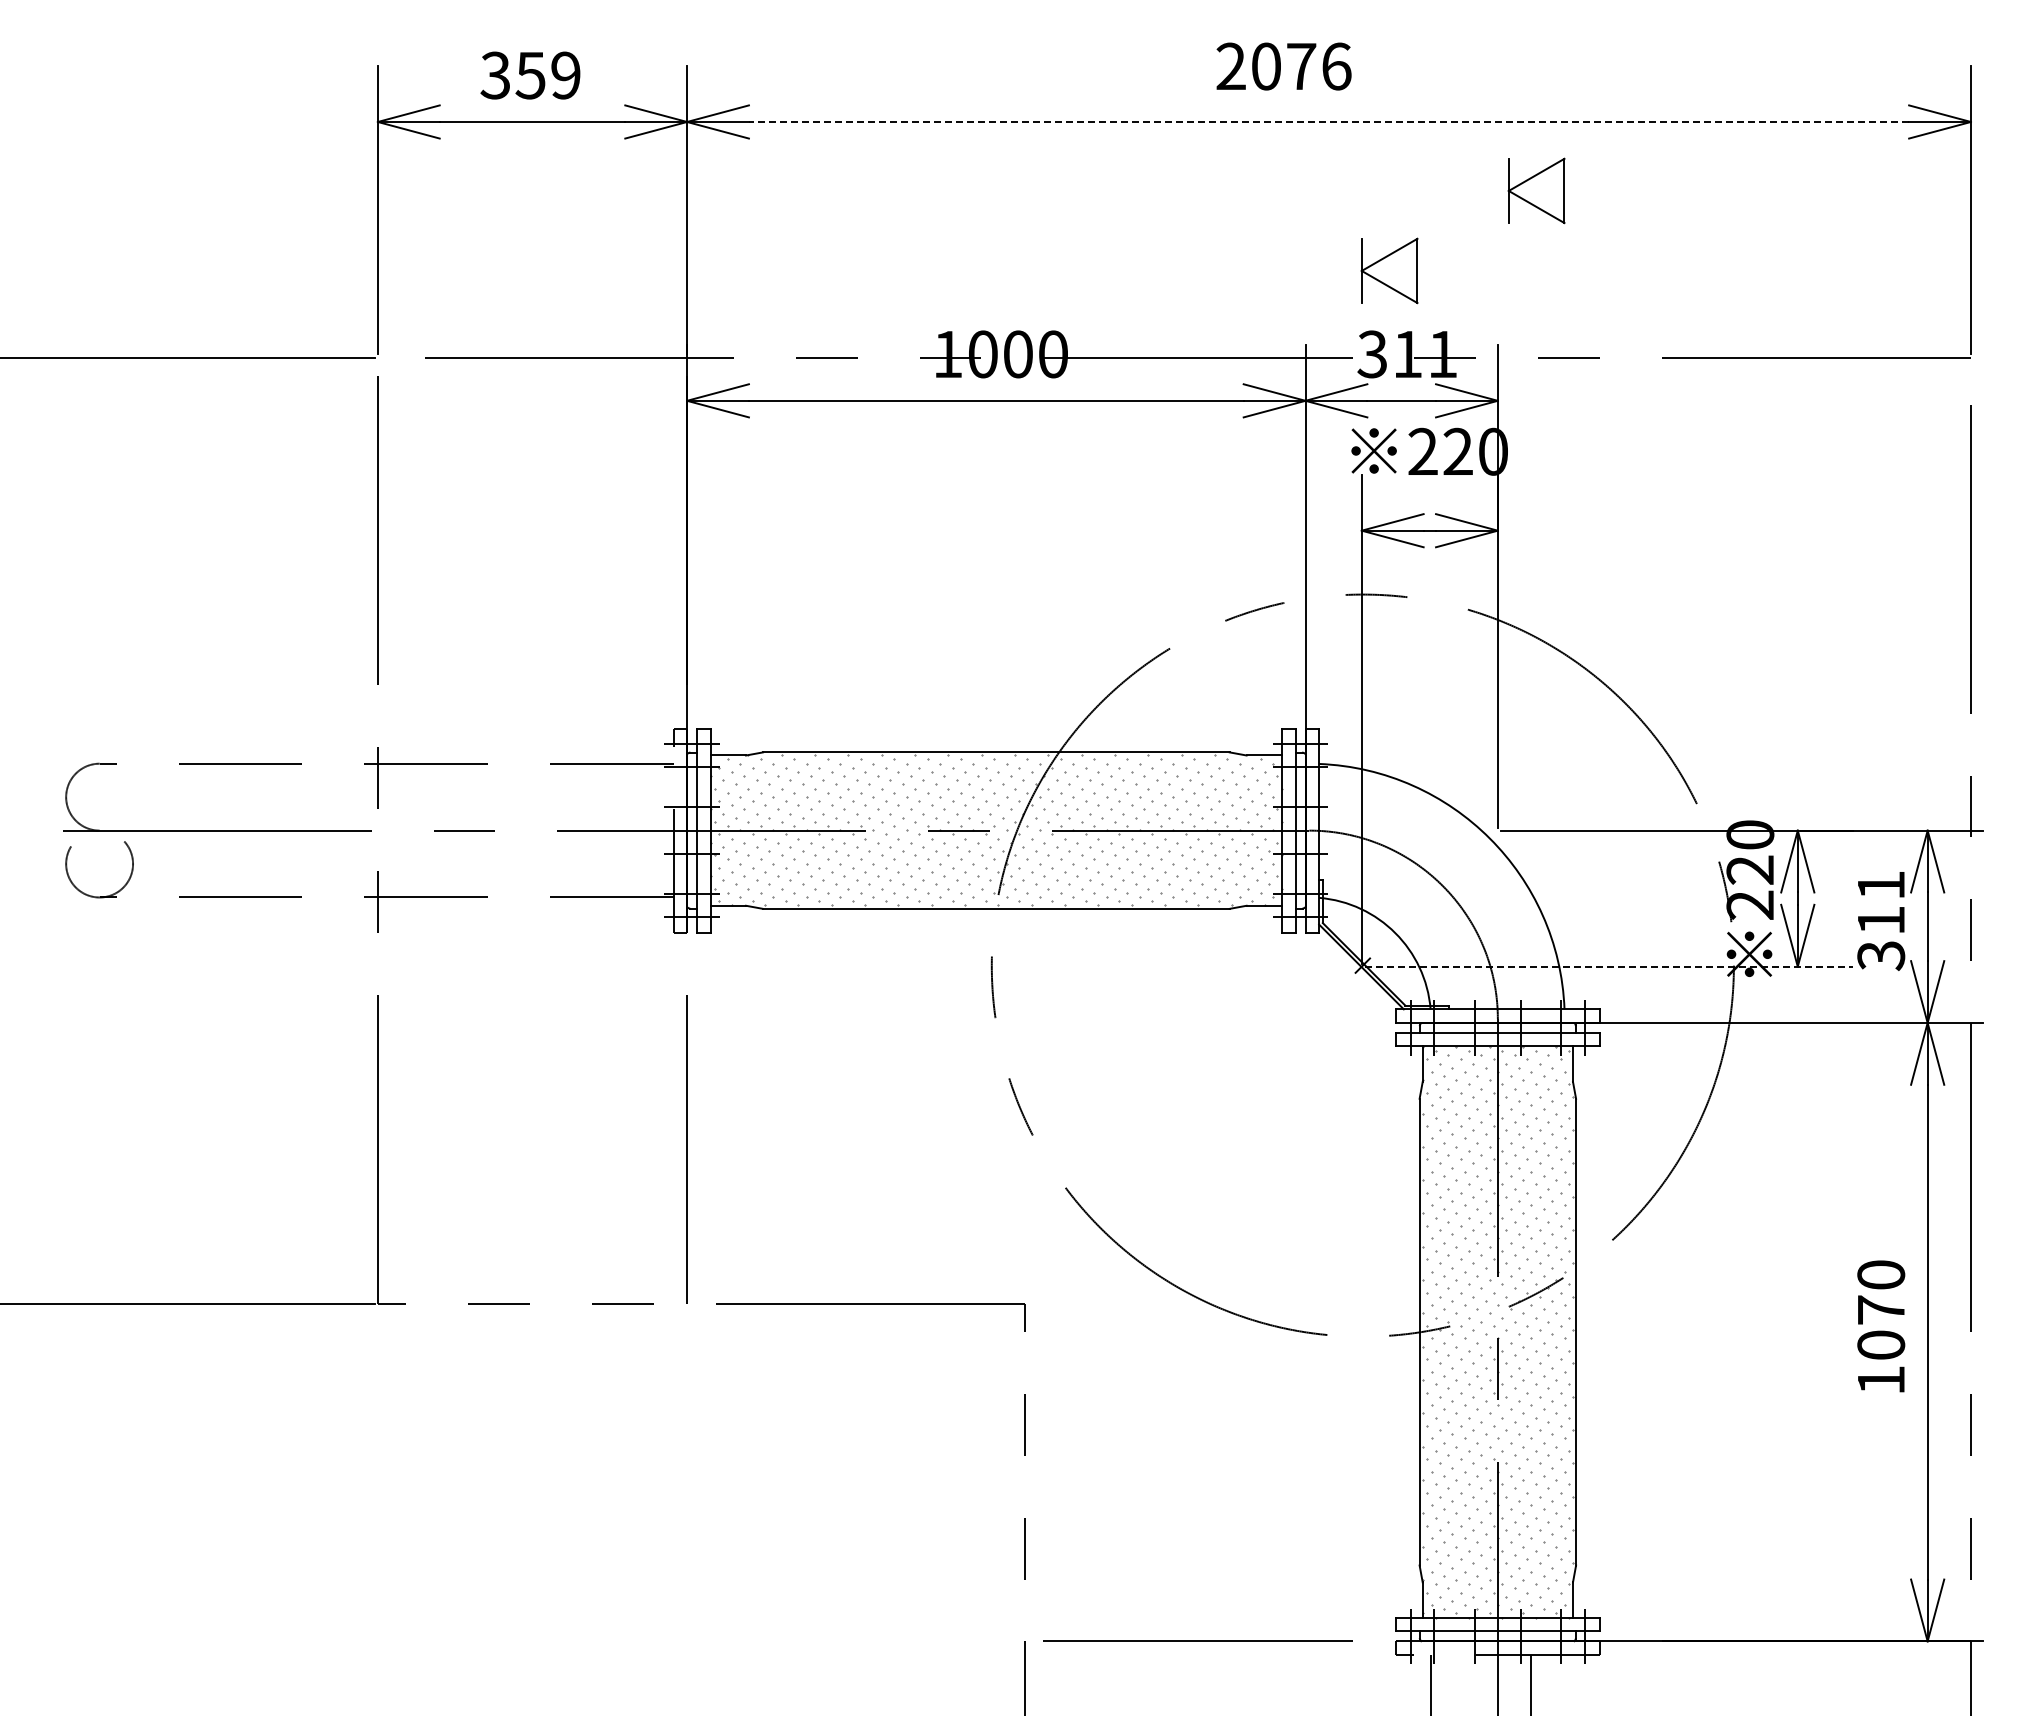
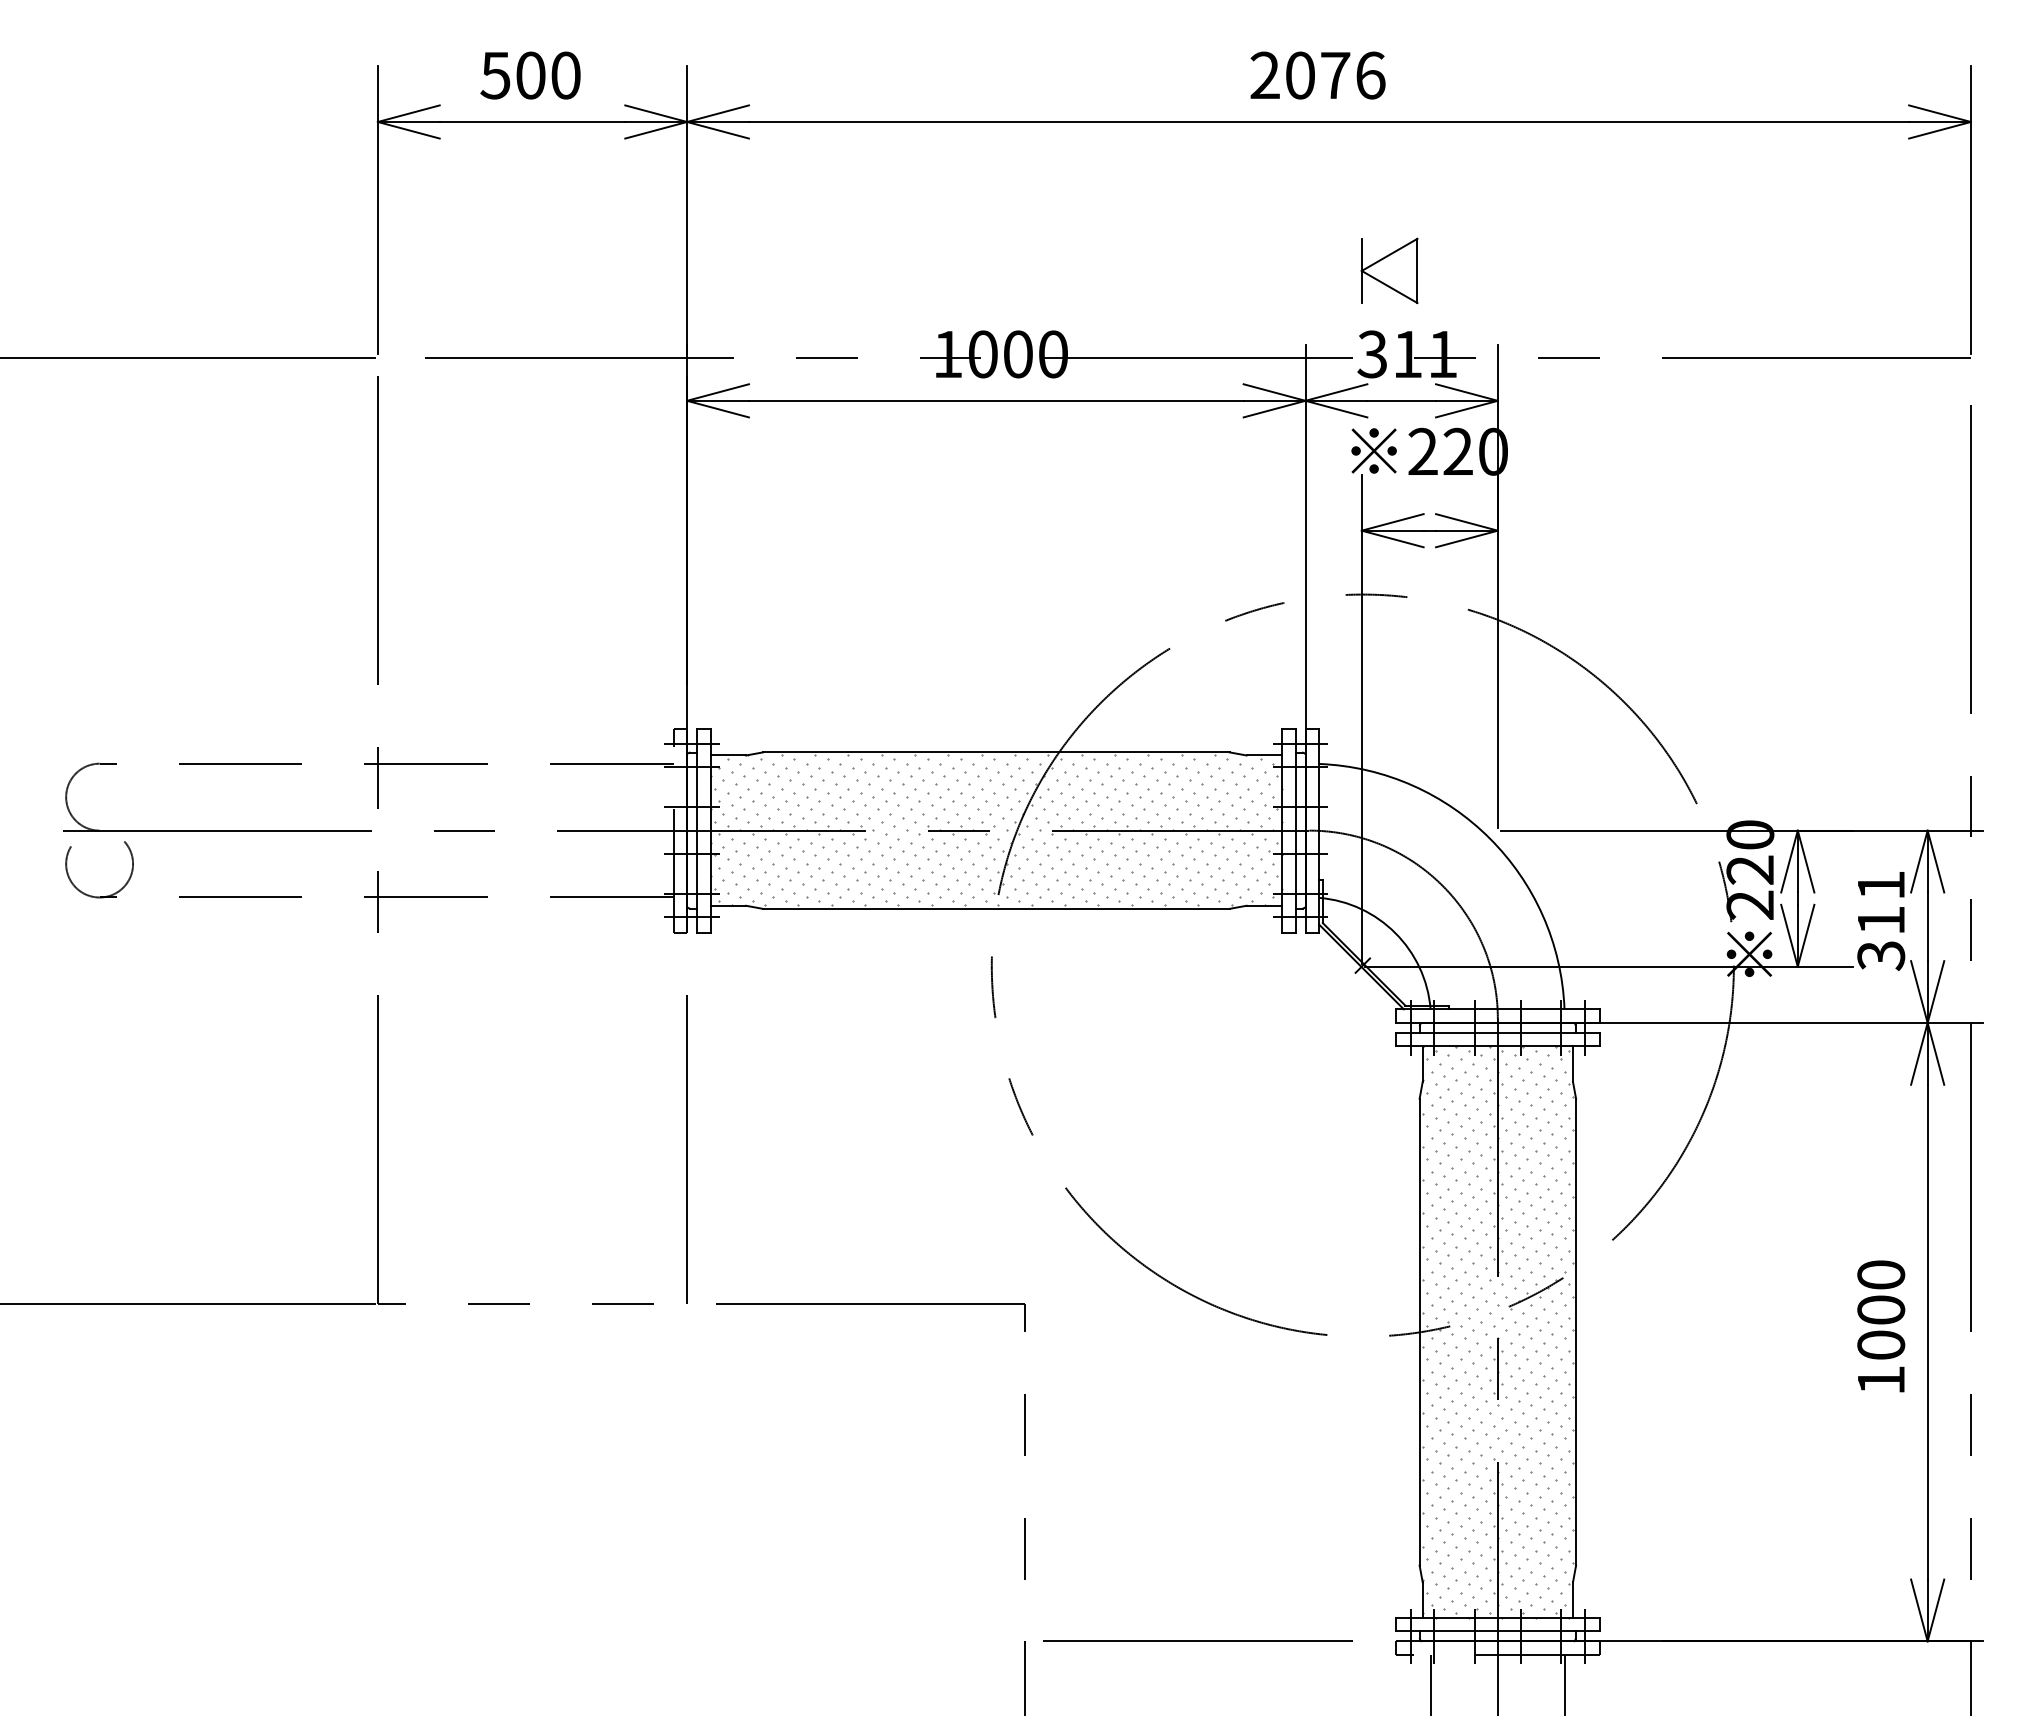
text position: (1283, 66) -> (1317, 75) (1317, 75)
text: 359 -> 500 (530, 75)
line: dashed -> solid (1328, 121)
part: present -> none (1536, 190)
line: dashed -> solid (1609, 966)
text: 1070 -> 1000 (1881, 1309)
line position: (1530, 1683) -> (1564, 1683) (1564, 1683)
